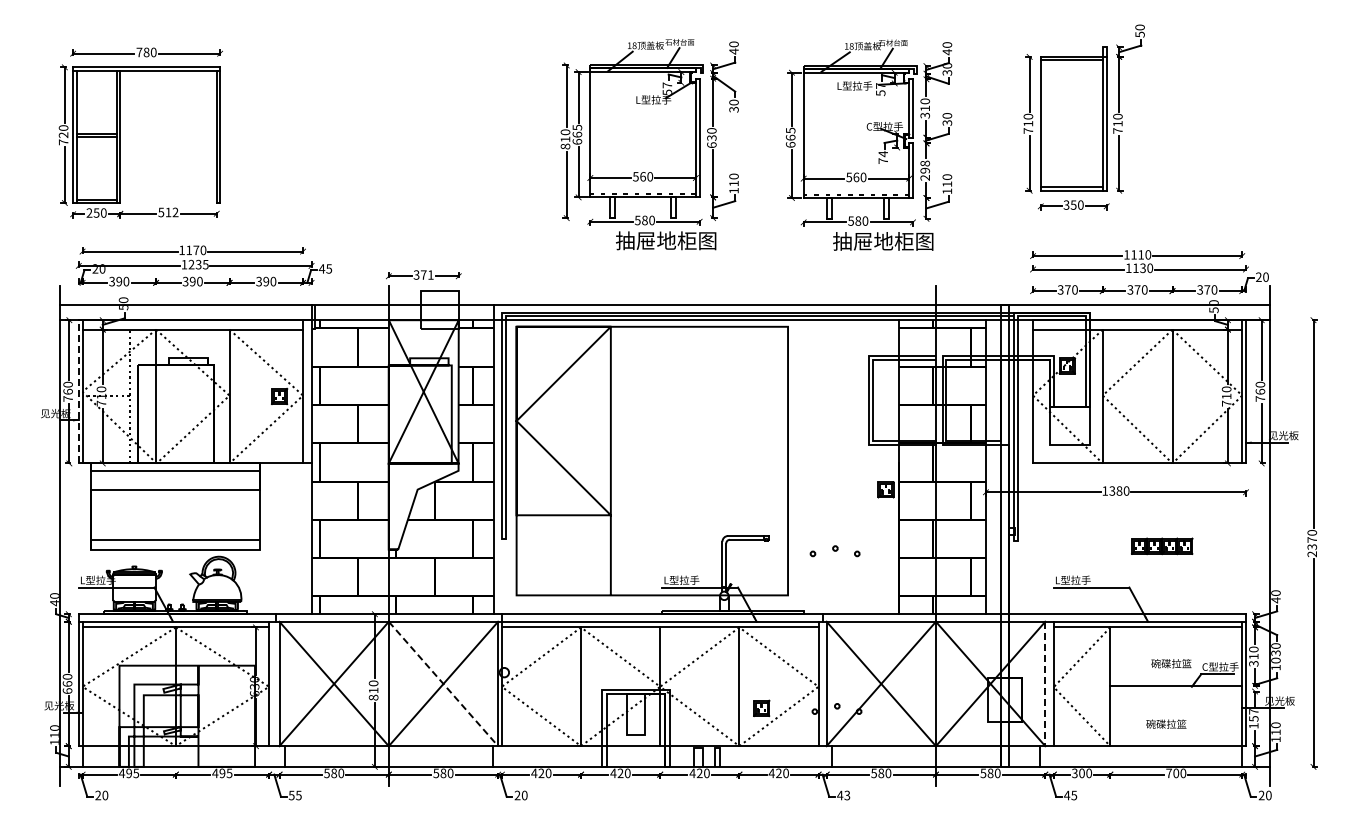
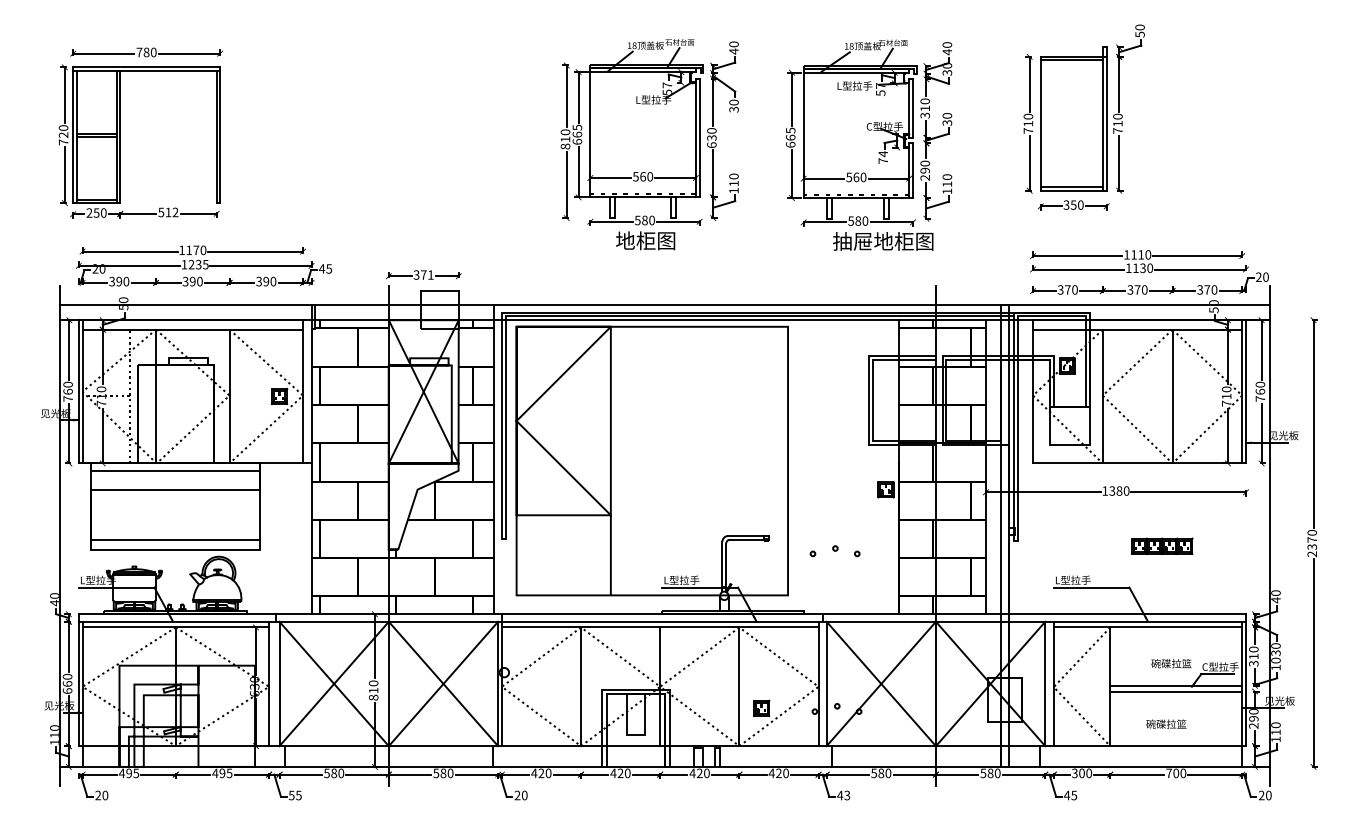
text: 298 -> 290 (925, 163)
text: 抽屉地柜图 -> 地柜图 (666, 240)
line: dashed -> solid (78, 391)
line: dashed -> solid (443, 683)
line: dashed -> solid (1045, 684)
line: none -> present (1176, 691)
text: 157 -> 290 (1253, 718)
